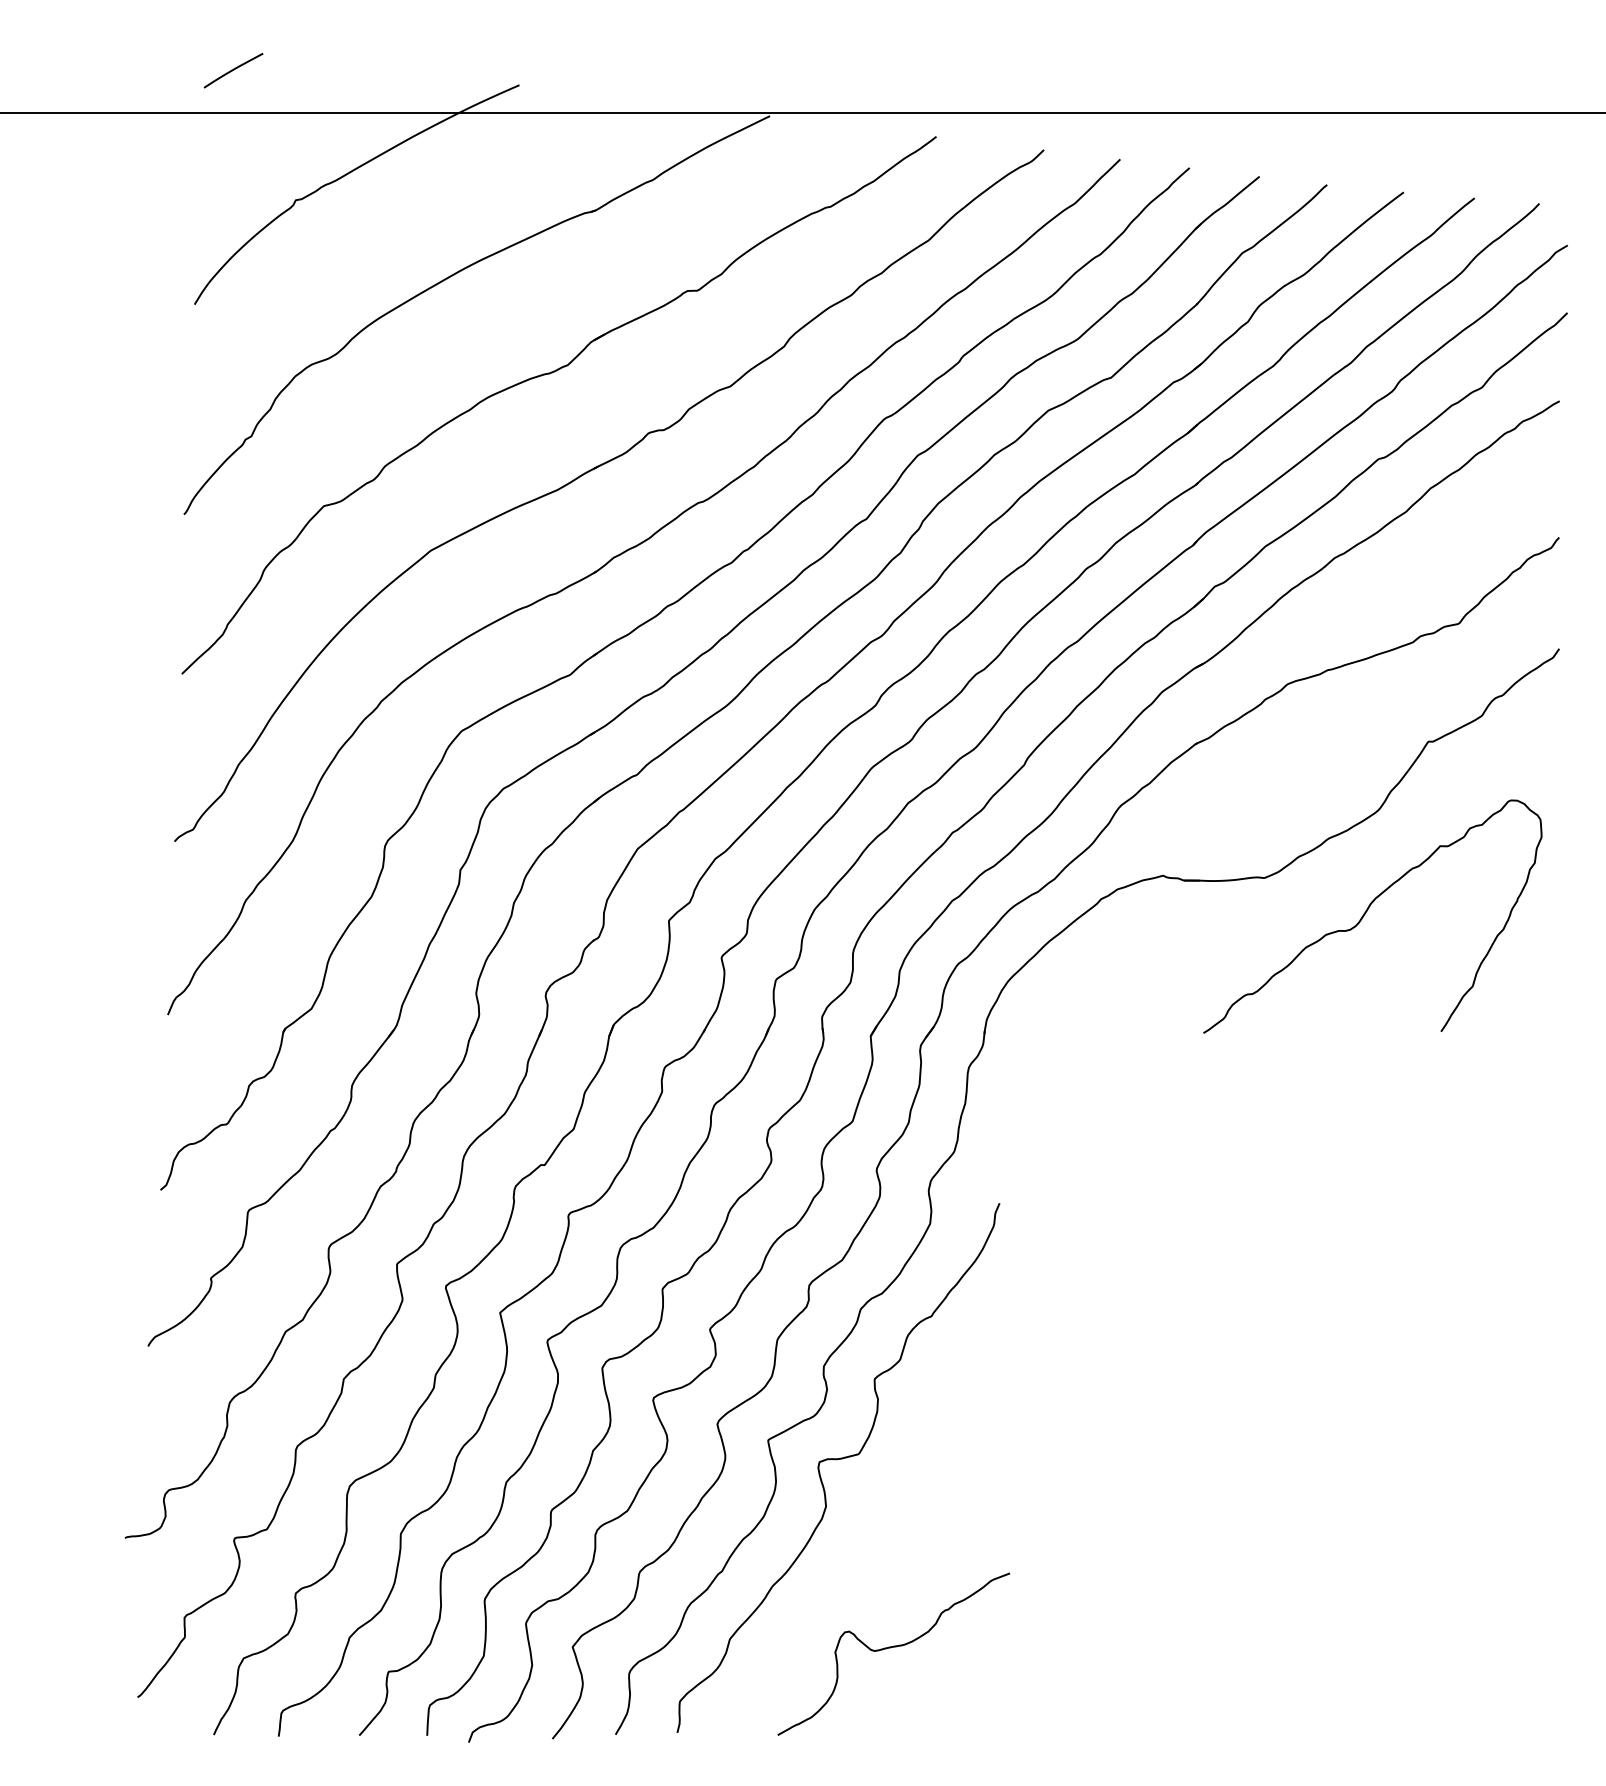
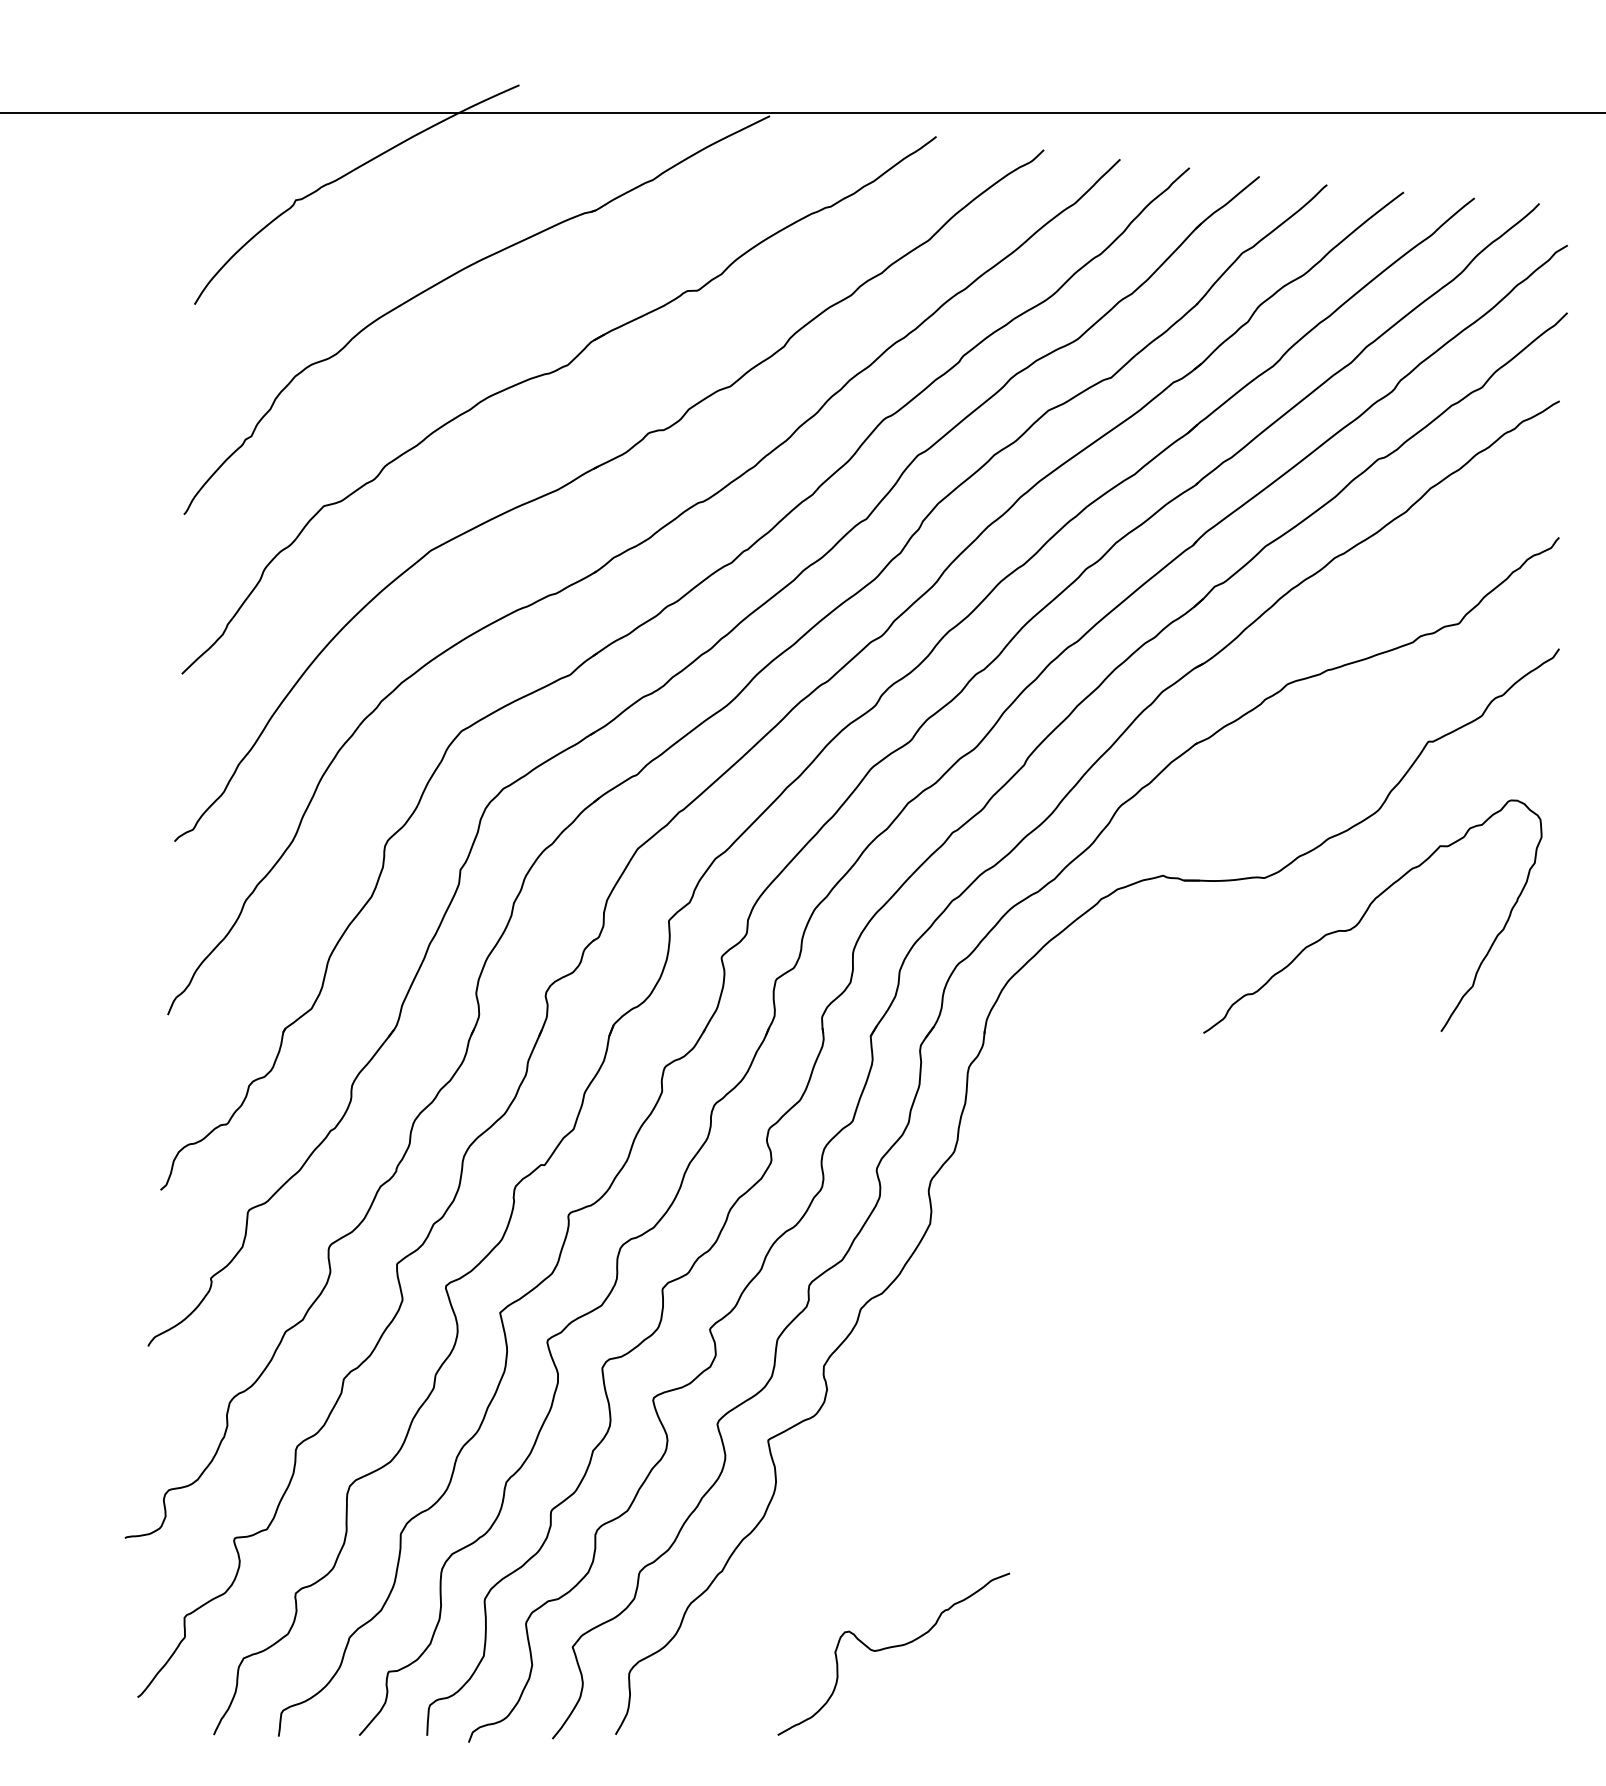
curve: present -> none (233, 70)
curve: present -> none (836, 1460)
